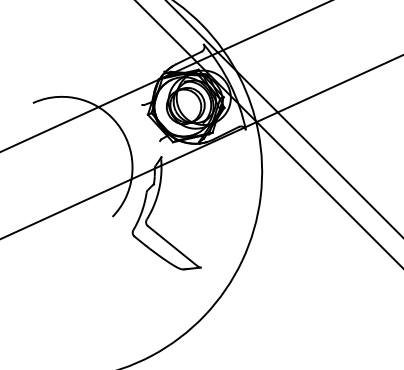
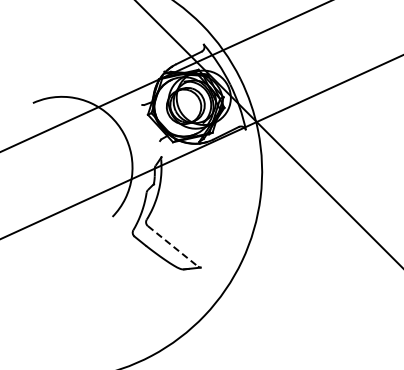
line: present -> none (283, 118)
line: solid -> dashed (173, 246)
